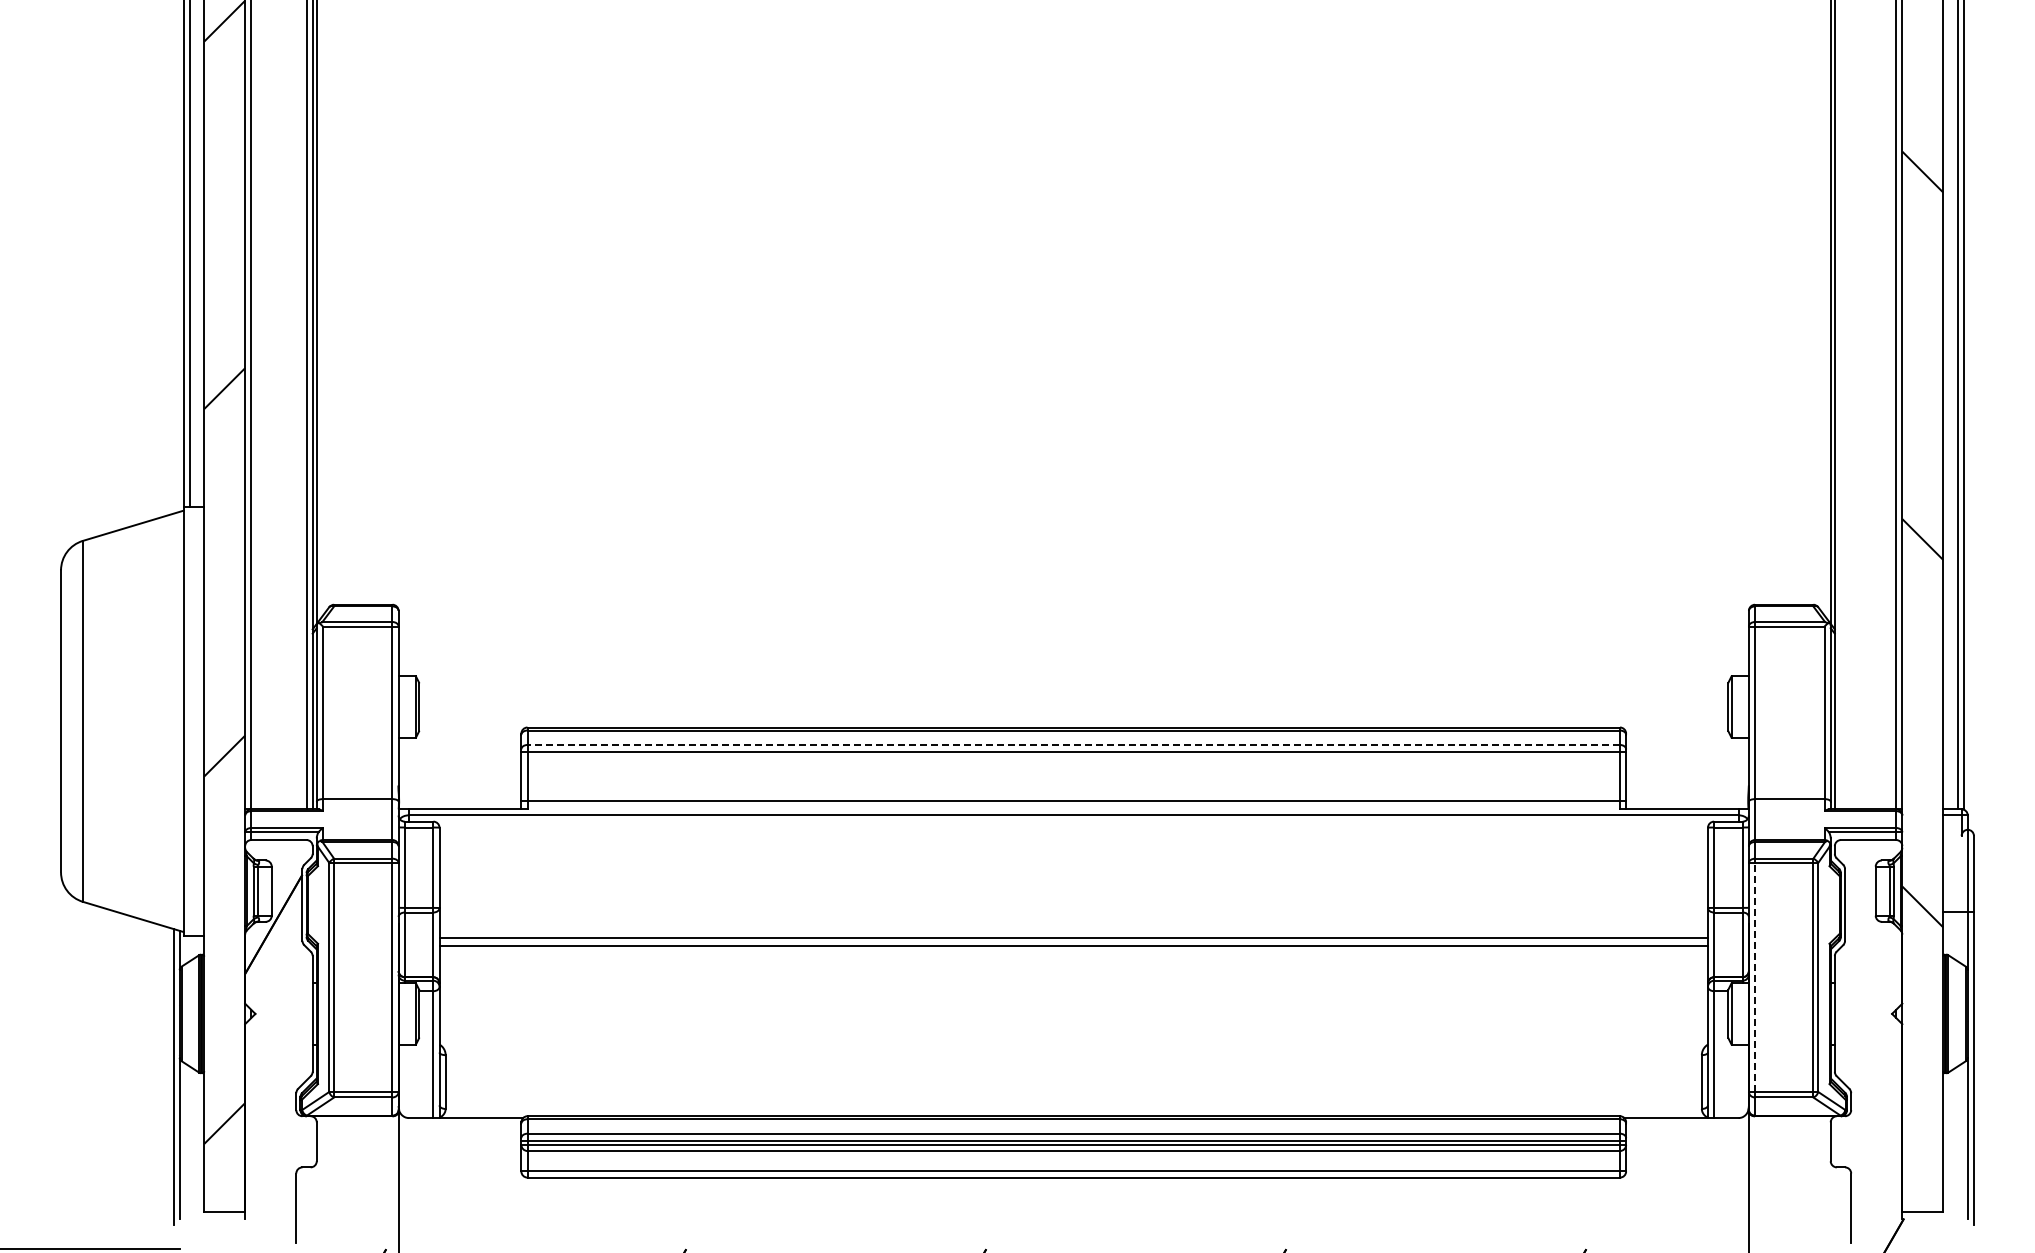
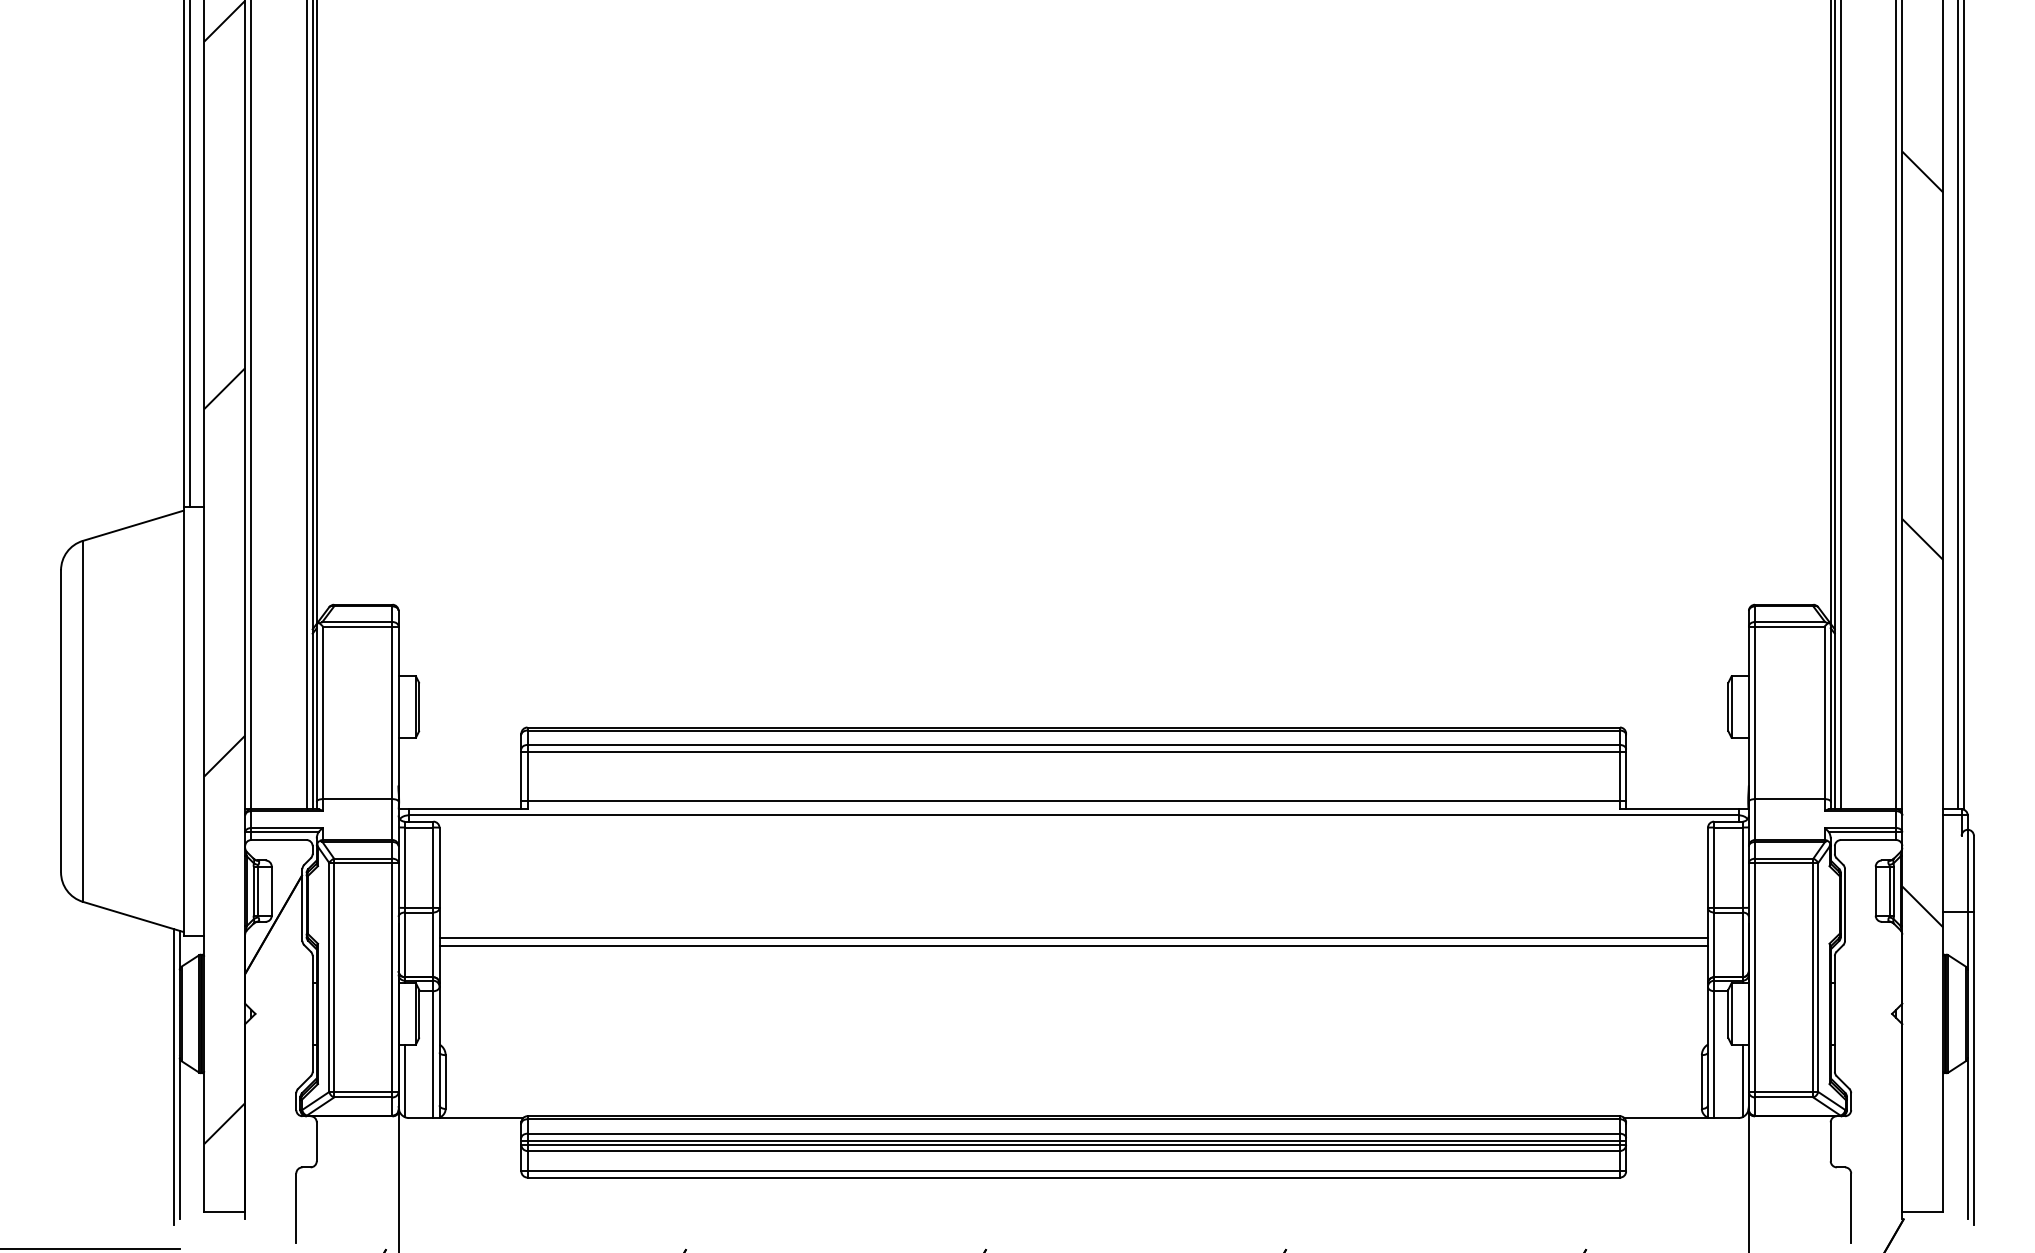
line: none -> present (1840, 405)
line: dashed -> solid (1073, 744)
line: dashed -> solid (1755, 977)
line: none -> present (404, 1080)
line: none -> present (1742, 1080)
